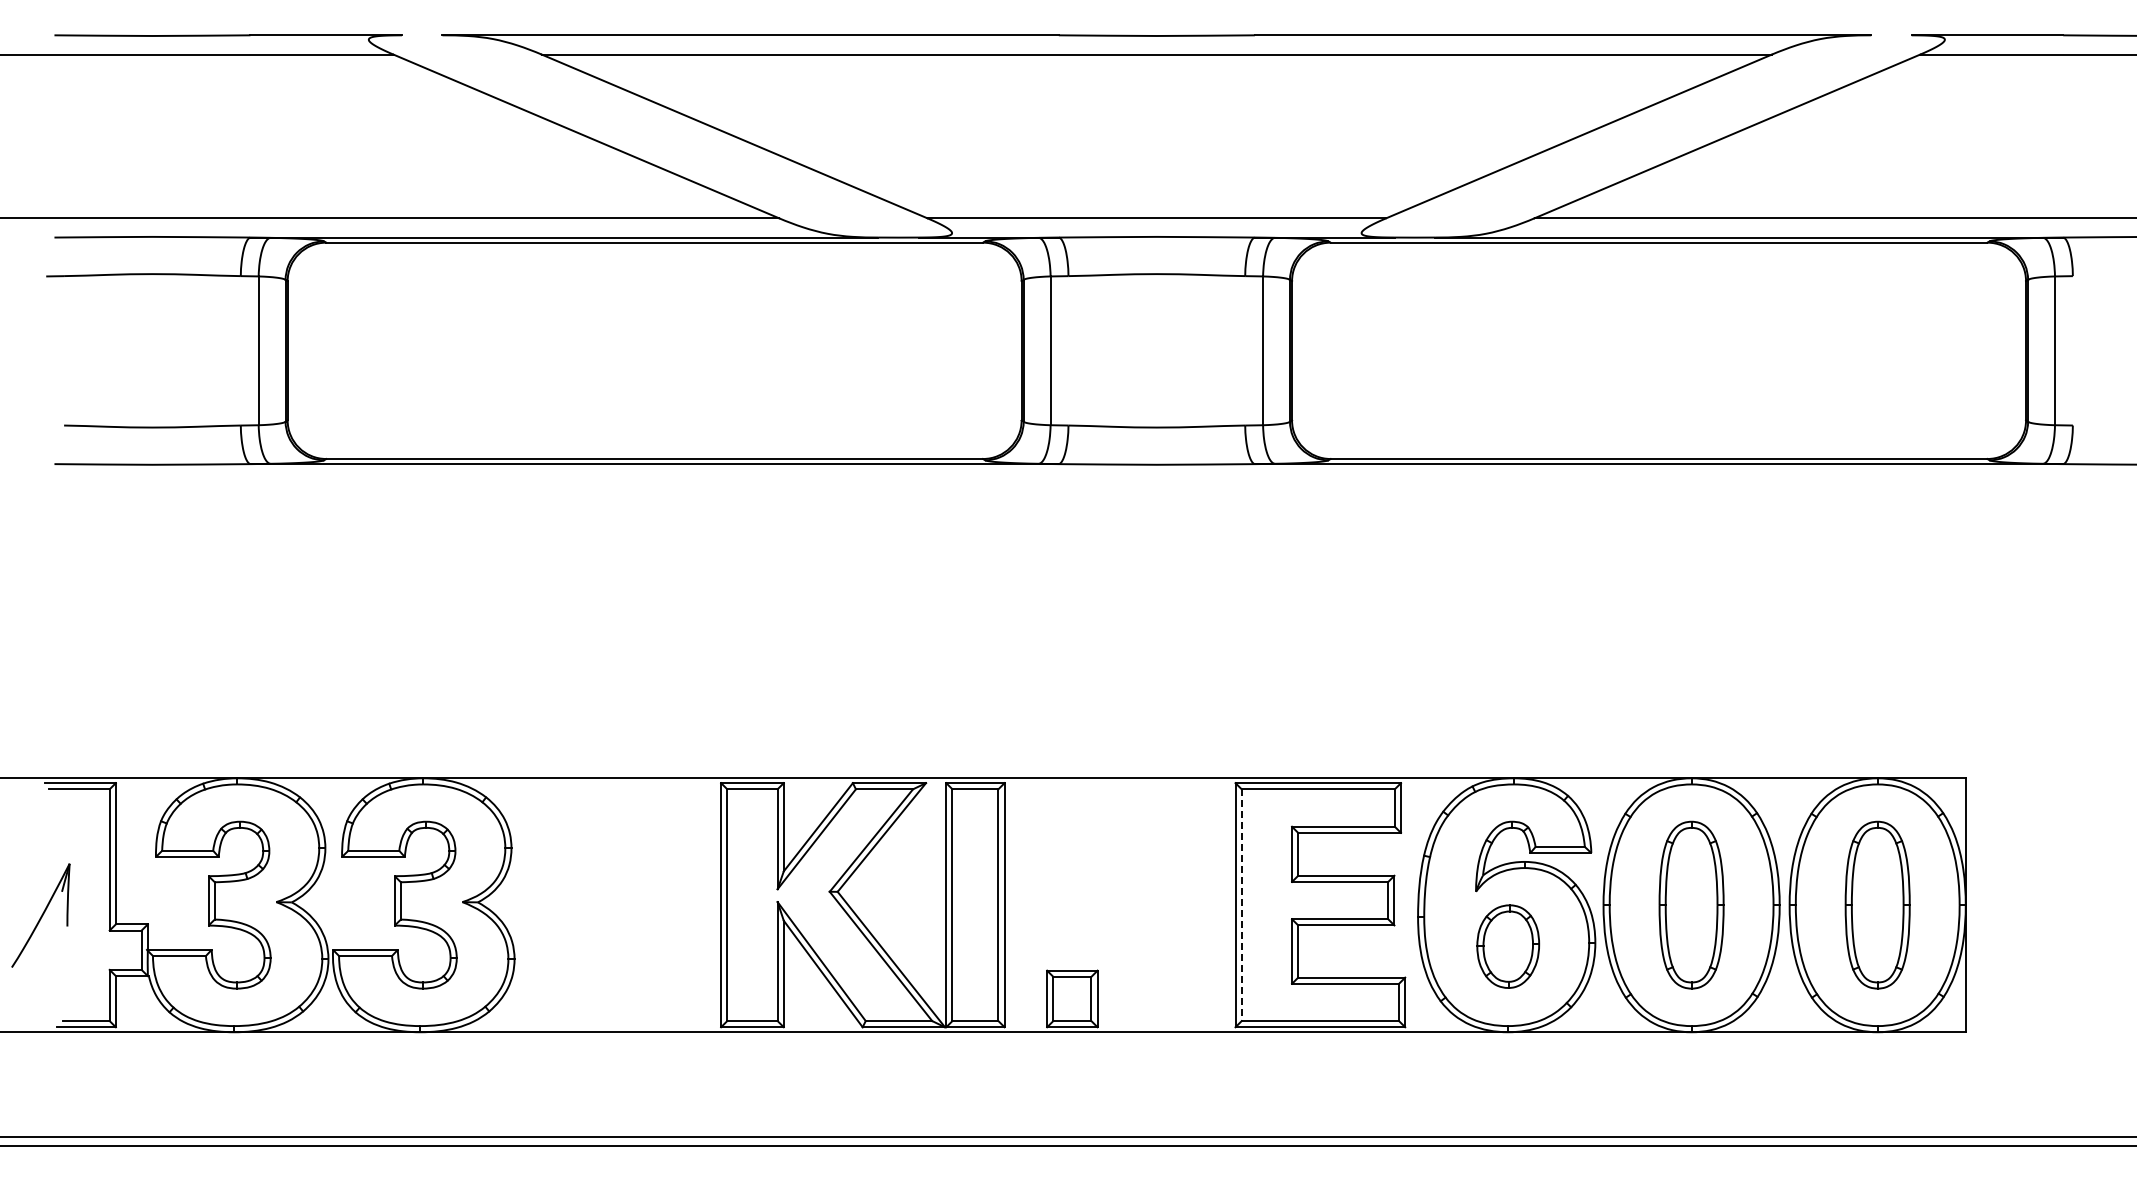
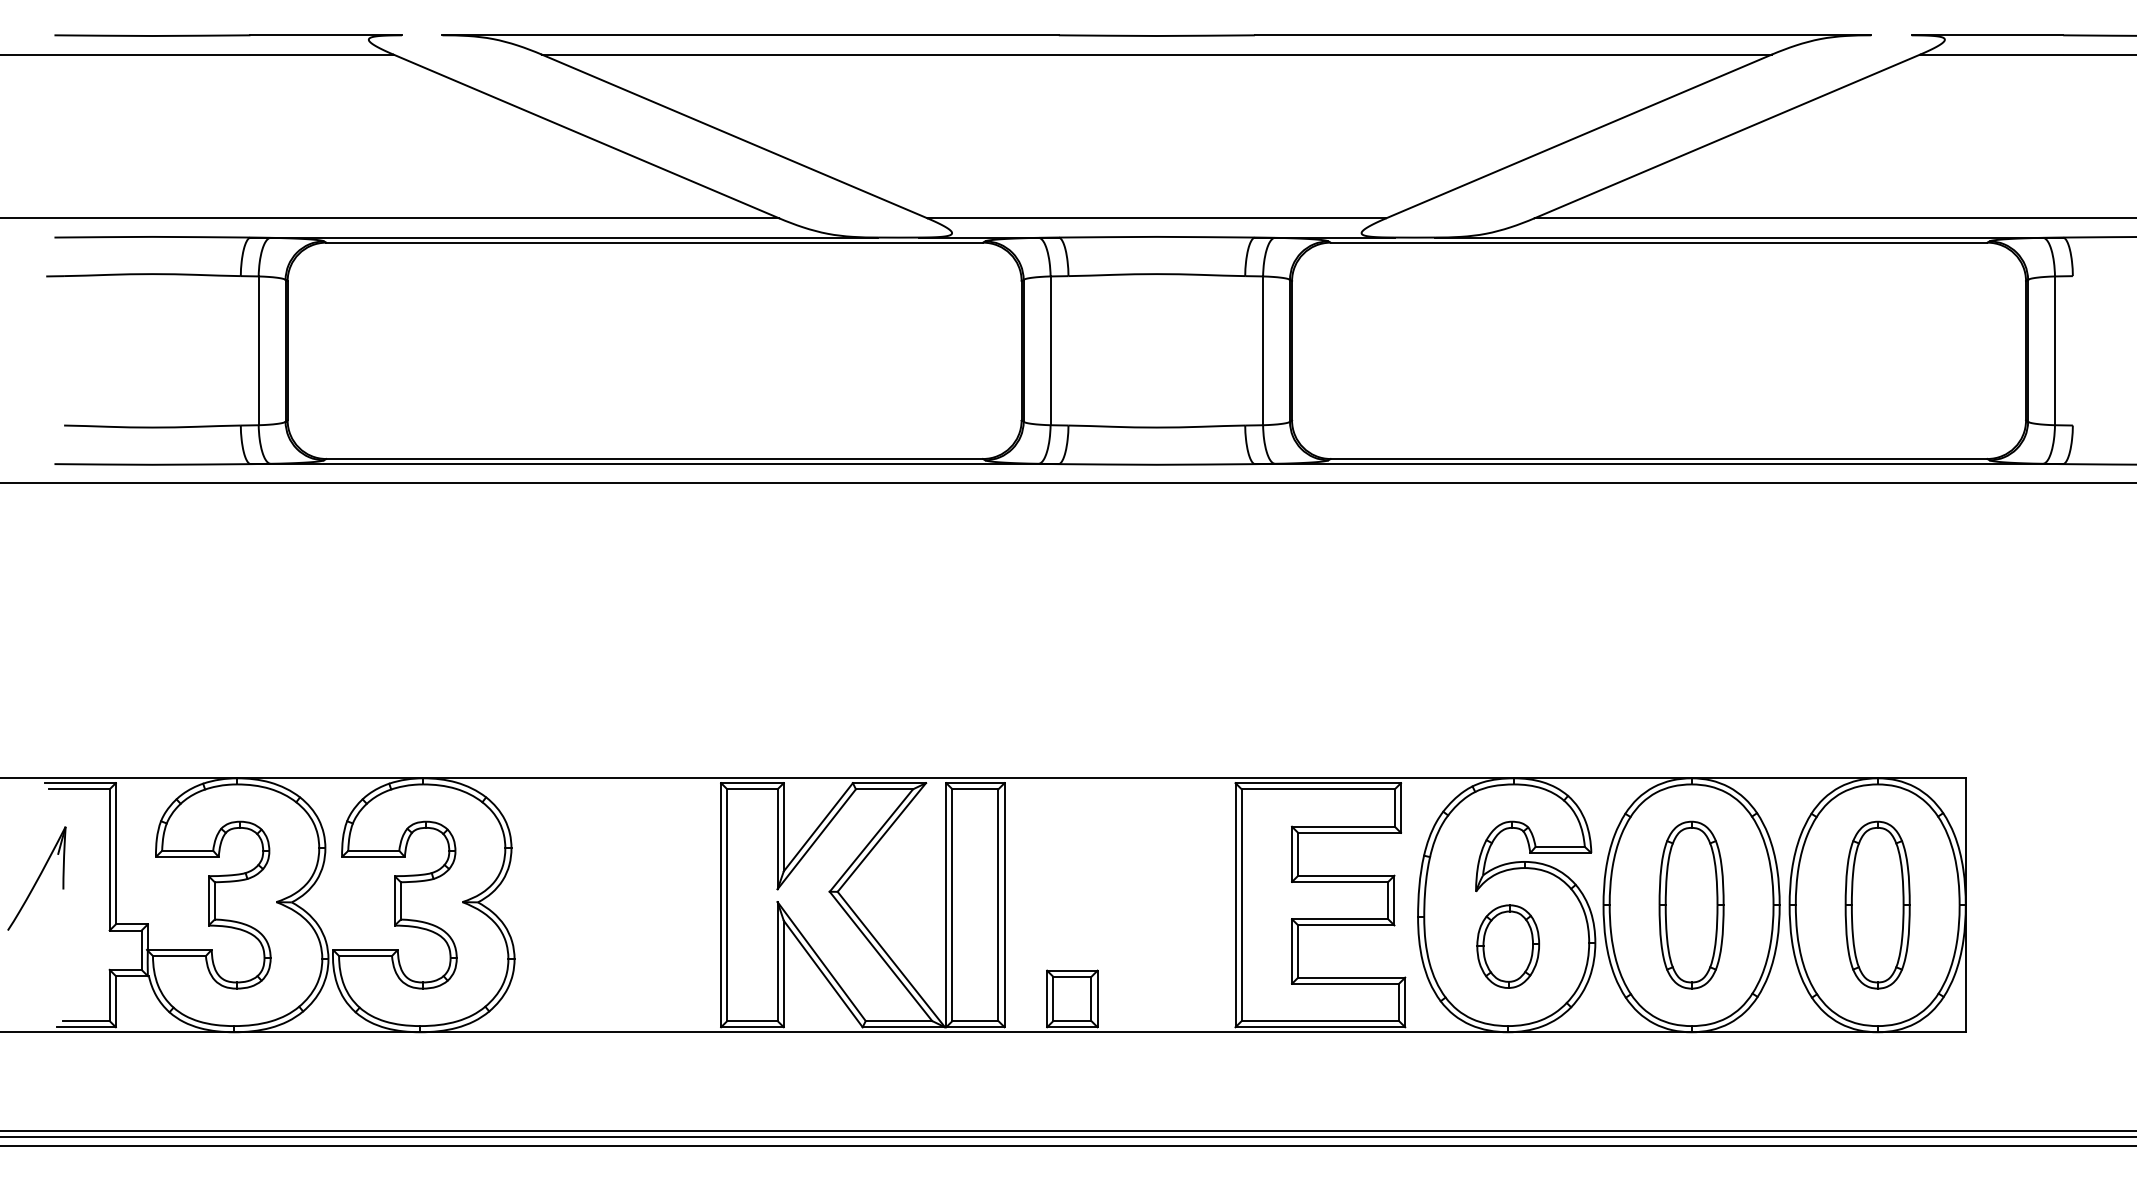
line: none -> present (1067, 483)
line: dashed -> solid (1241, 905)
part position: (40, 915) -> (36, 878) (36, 878)
line: none -> present (1067, 1130)
